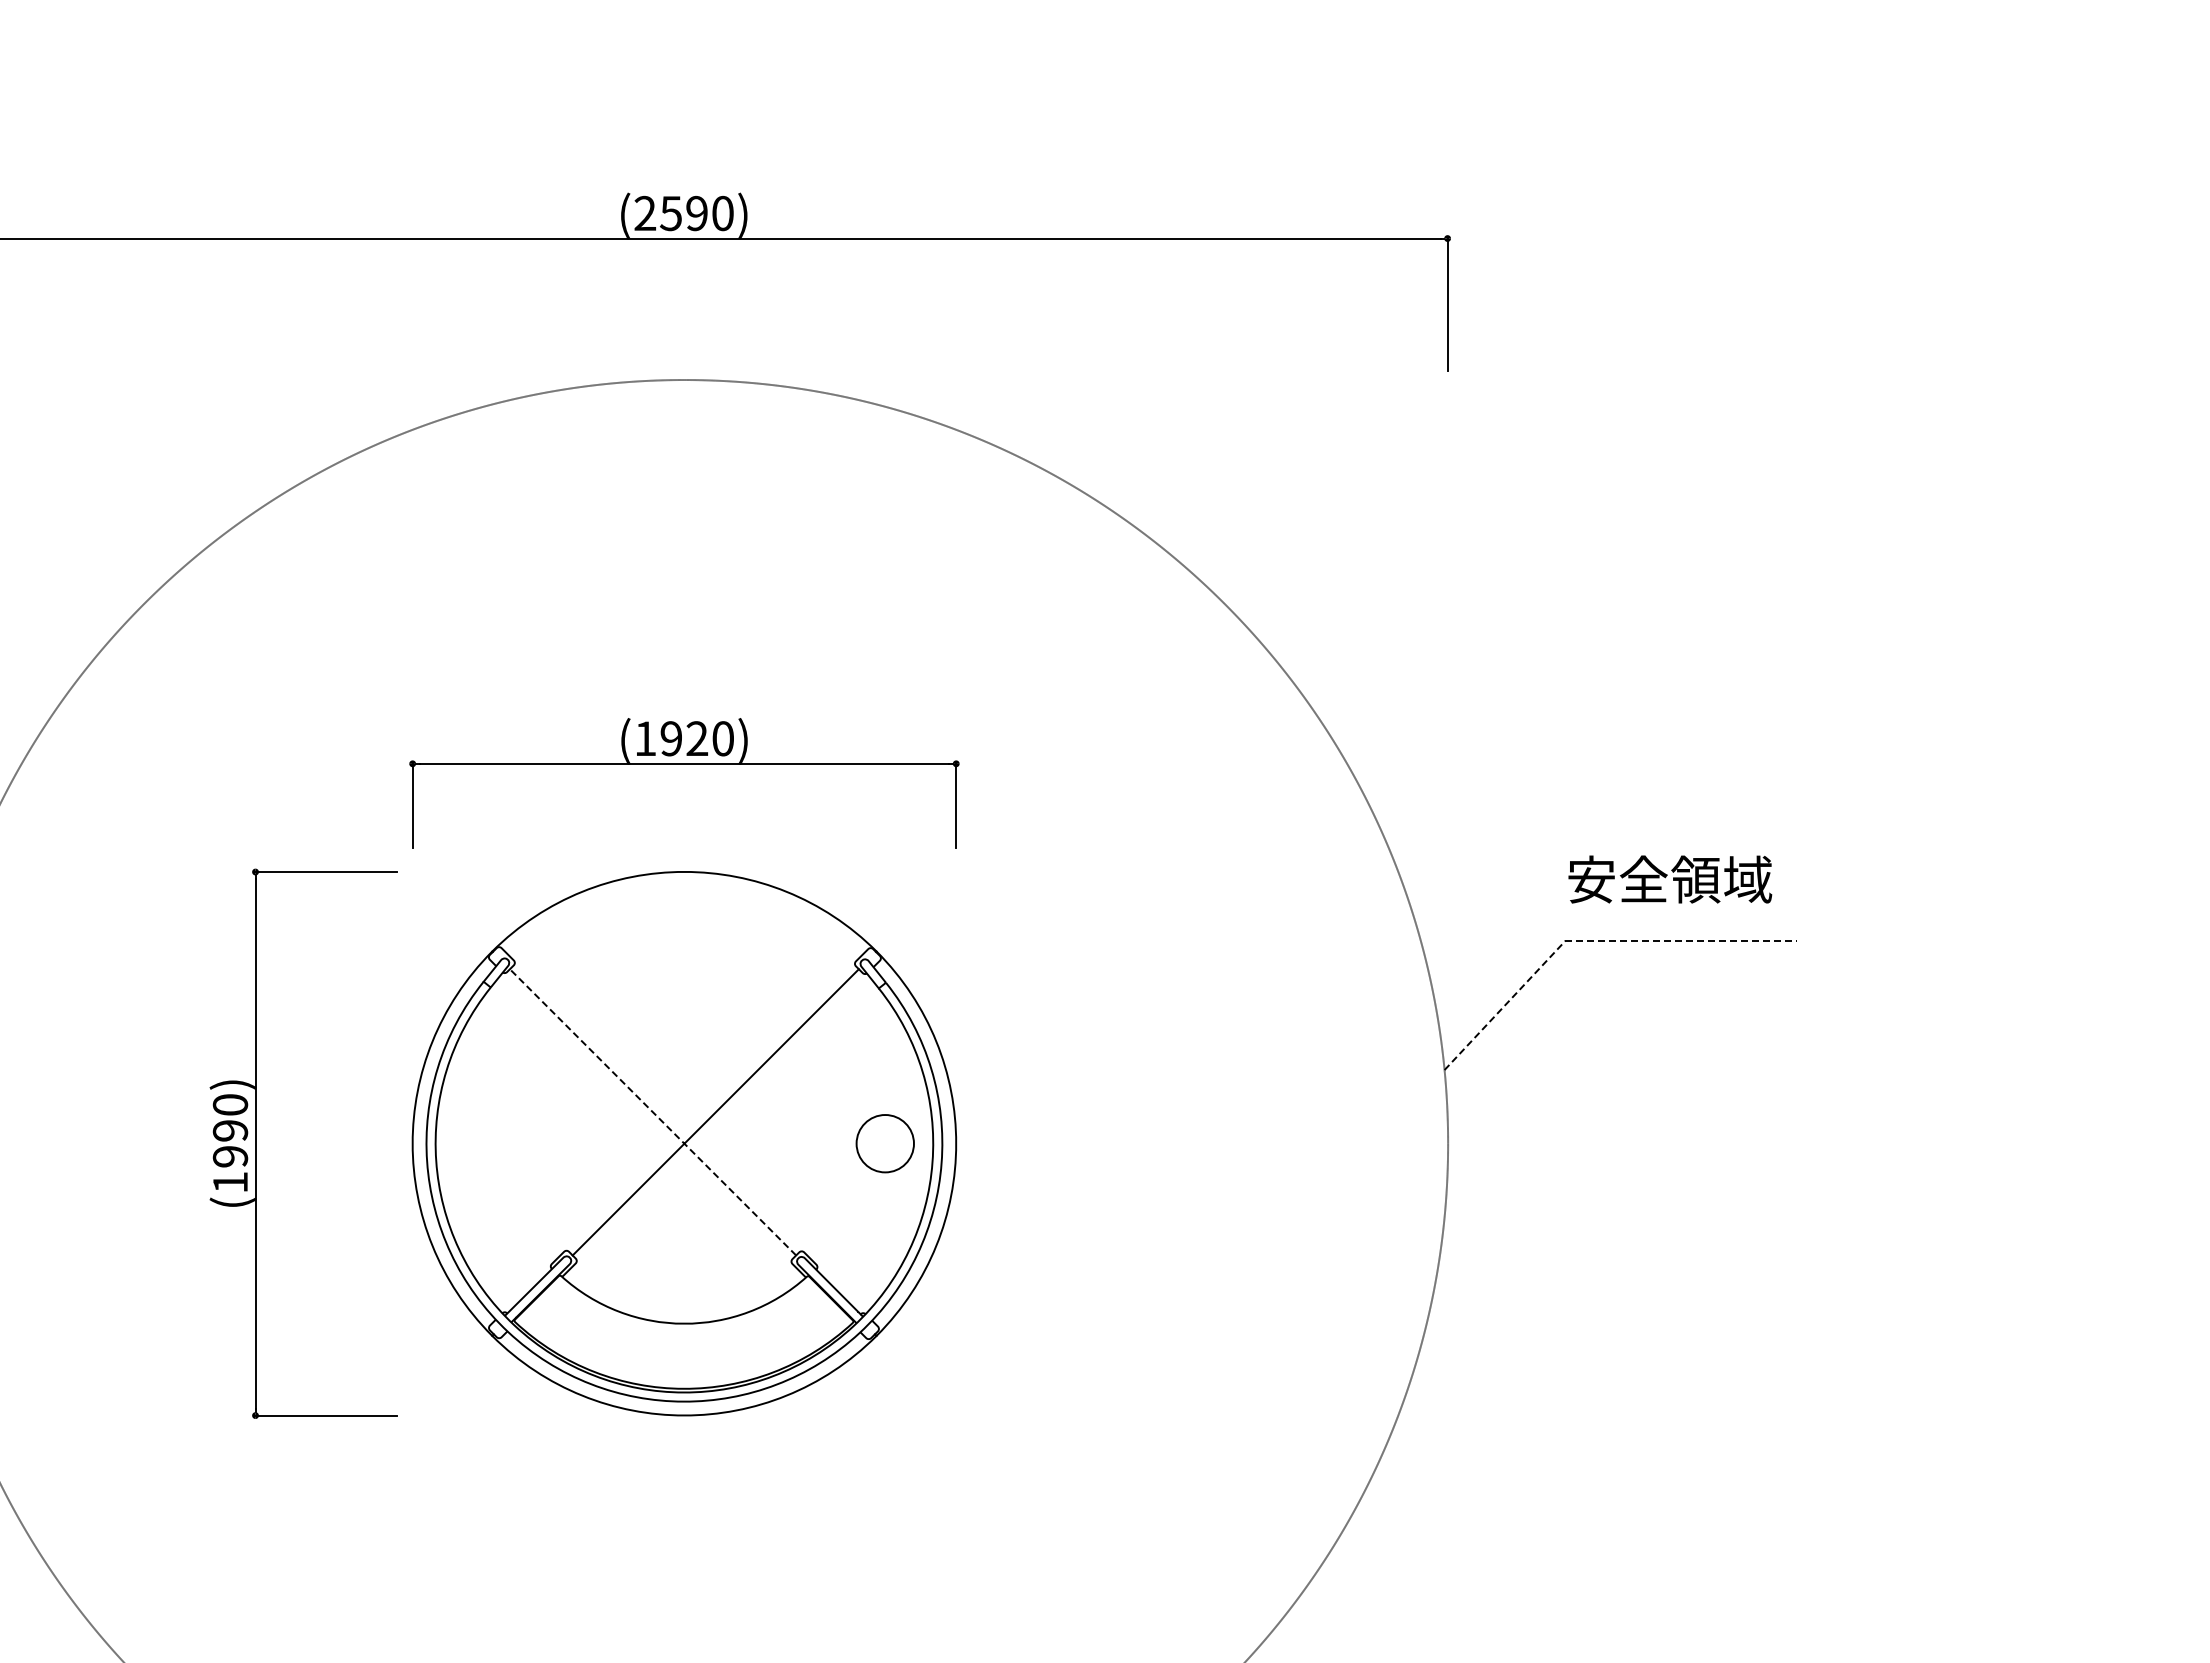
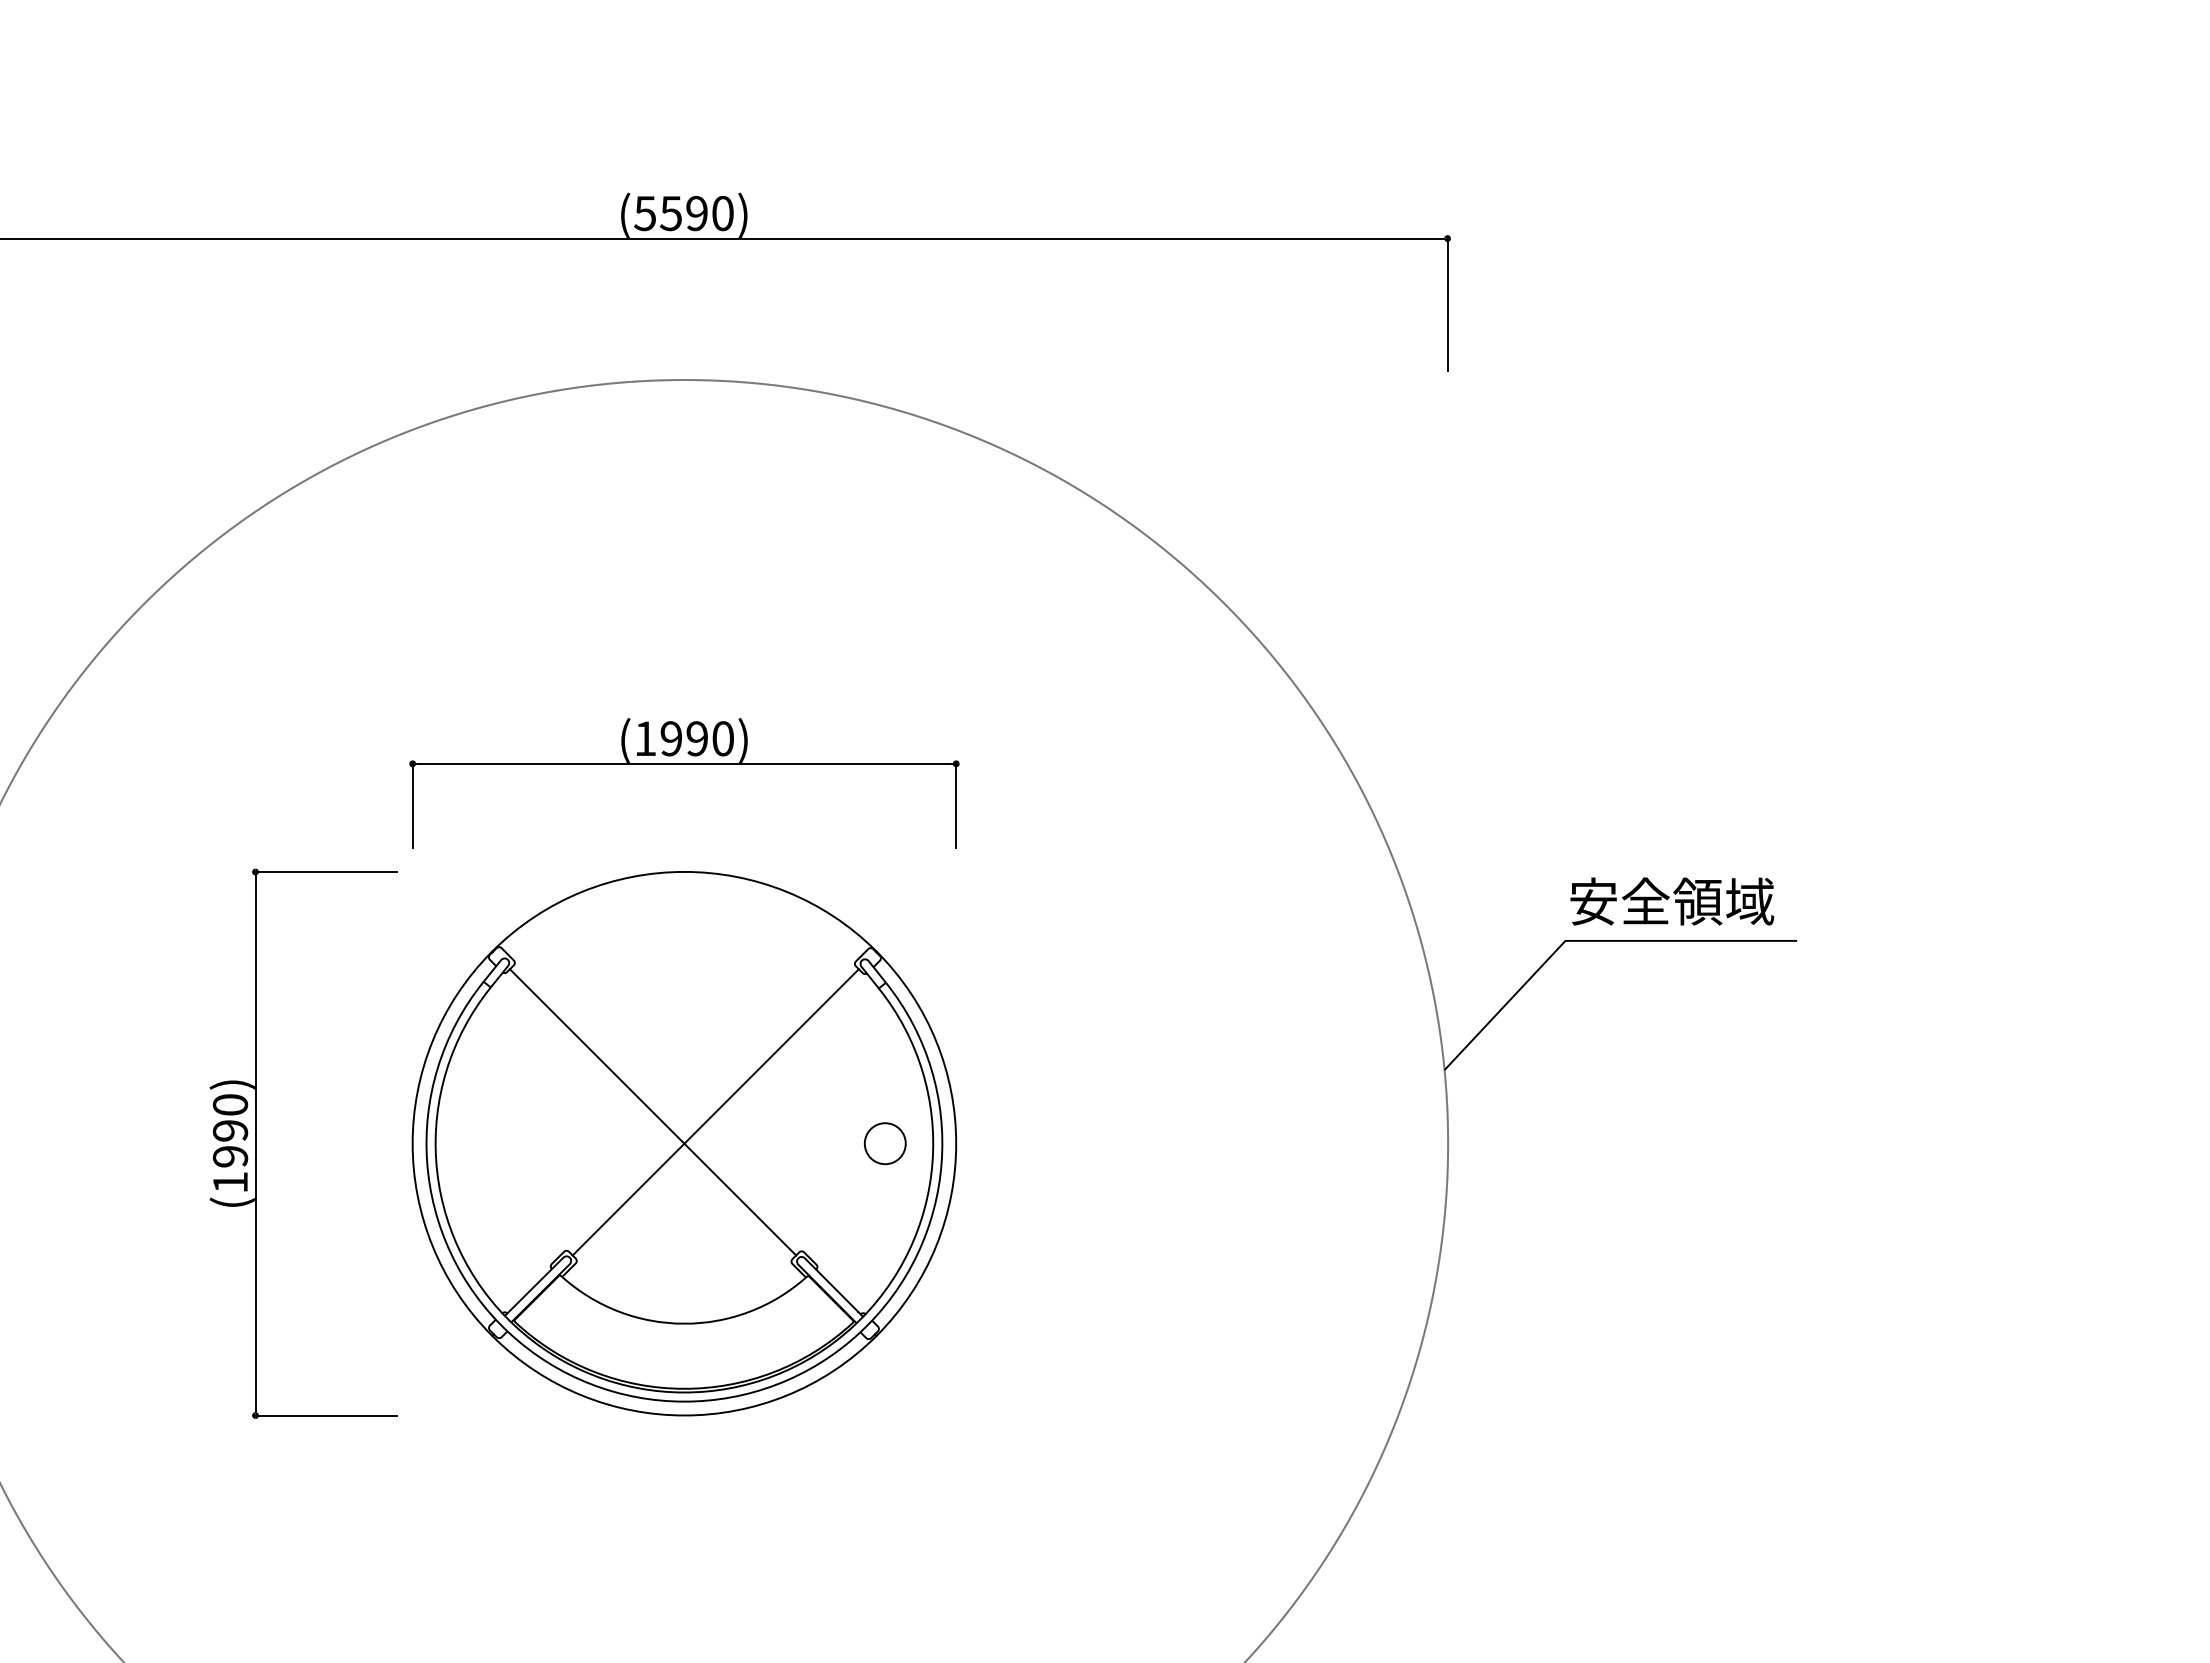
text: (2590) -> (5590) (645, 213)
text: (1920) -> (1990) (697, 738)
text position: (1670, 879) -> (1672, 901) (1672, 901)
line: dashed -> solid (1592, 940)
line: dashed -> solid (652, 1112)
circle diameter: 57 px -> 41 px (884, 1143)
